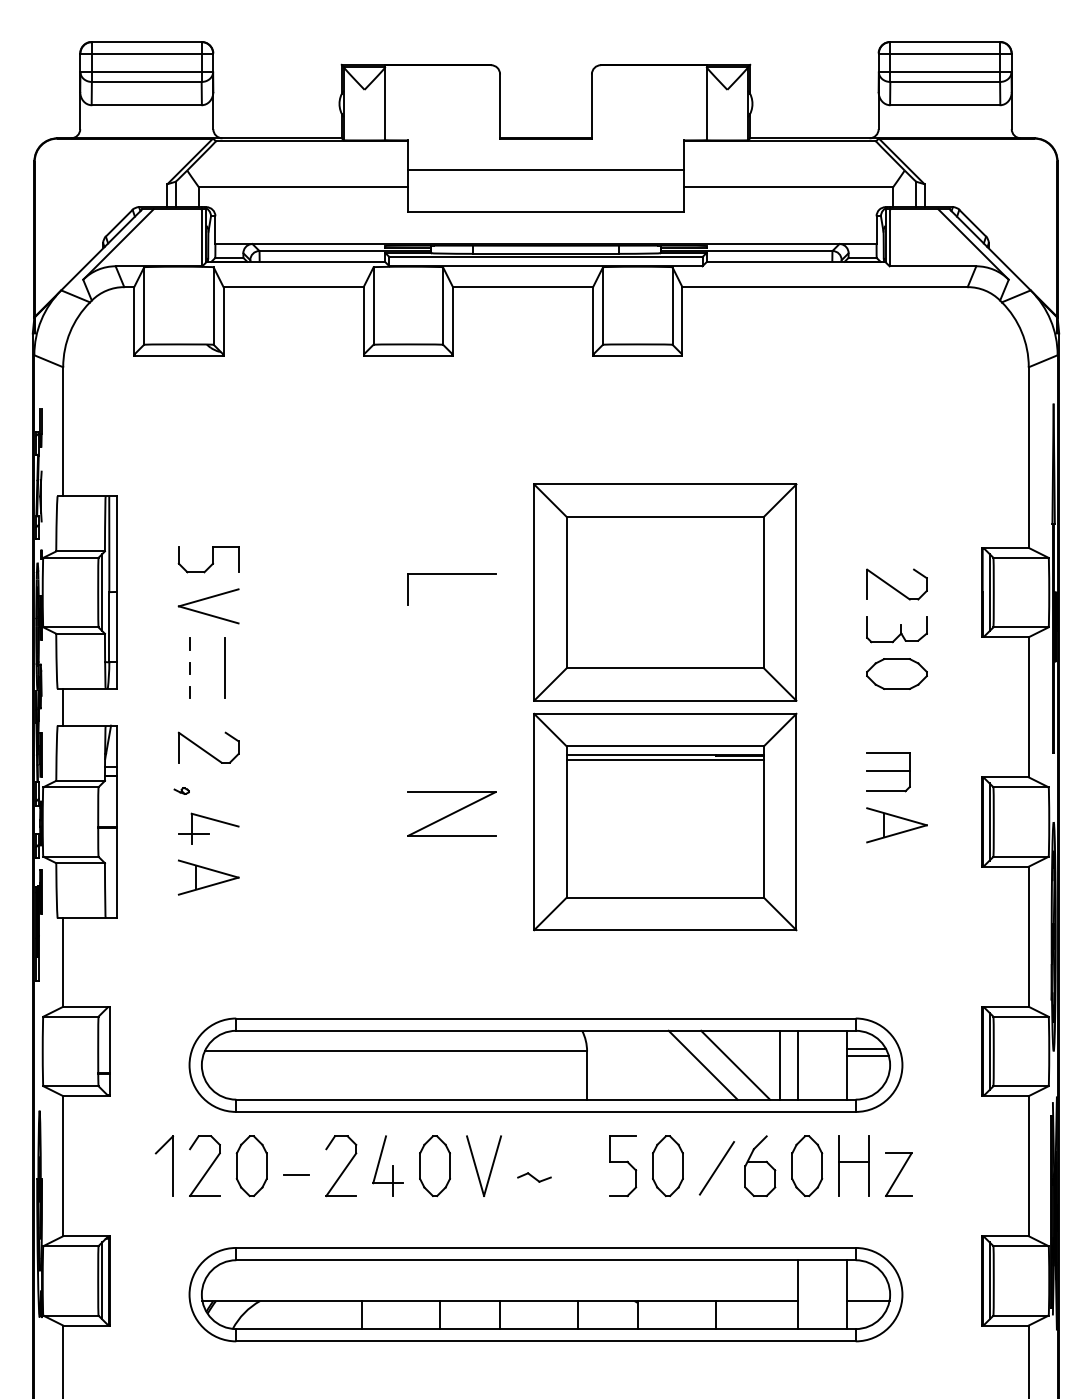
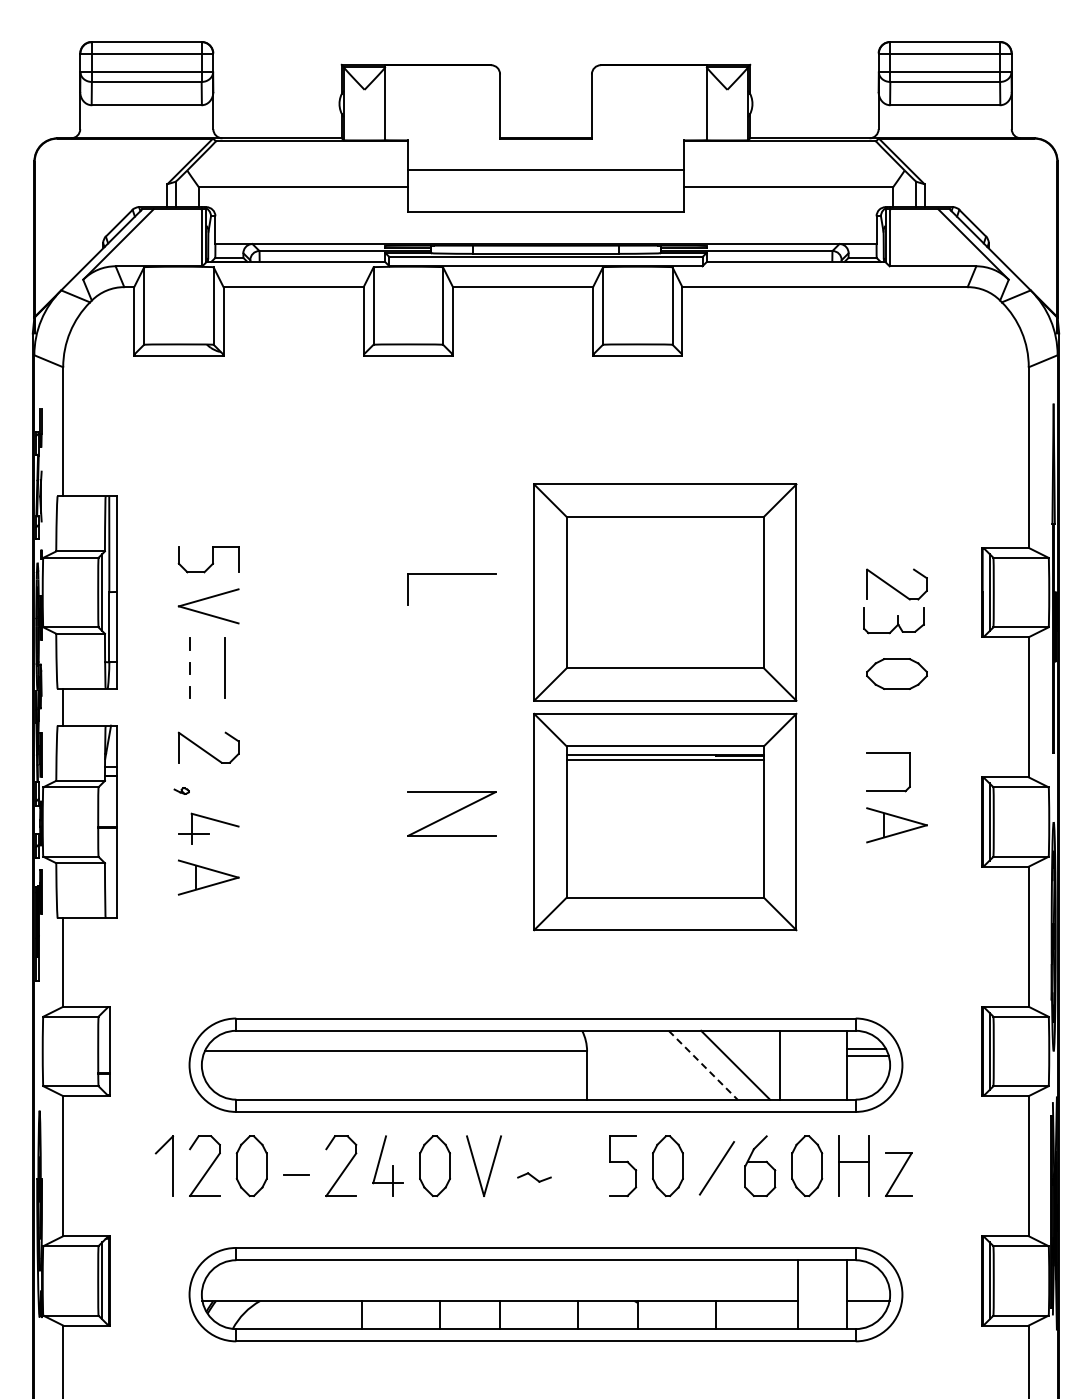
part position: (896, 629) -> (893, 620) (893, 620)
line: present -> none (888, 771)
line: present -> none (798, 1064)
line: solid -> dashed (703, 1065)
